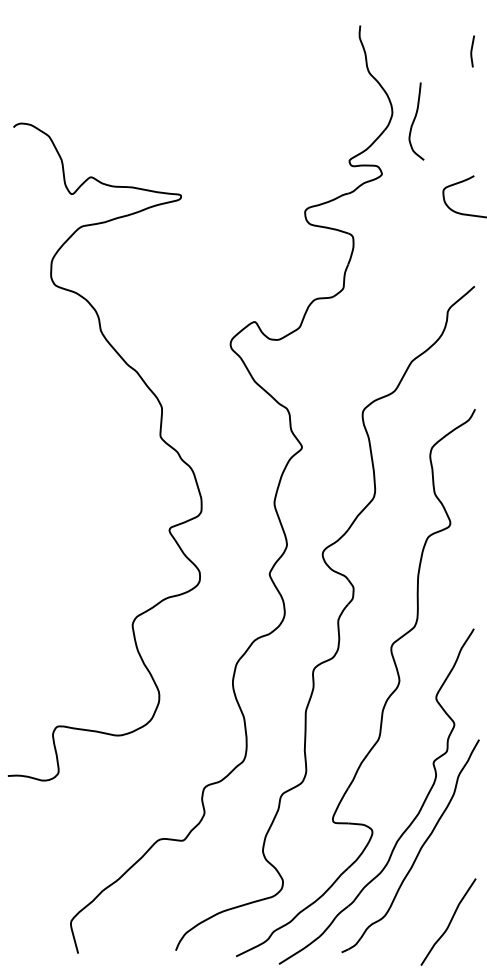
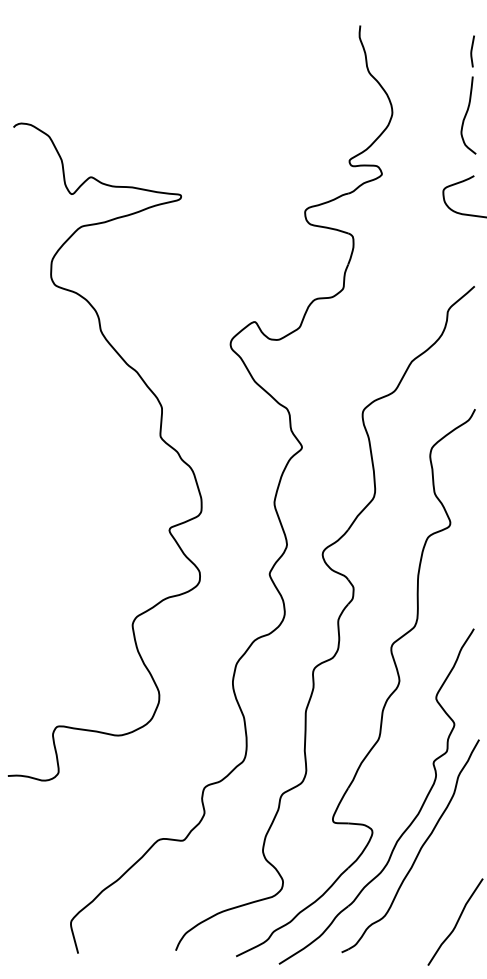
curve position: (414, 121) -> (466, 115) (466, 115)
curve position: (449, 921) -> (456, 921) (456, 921)
